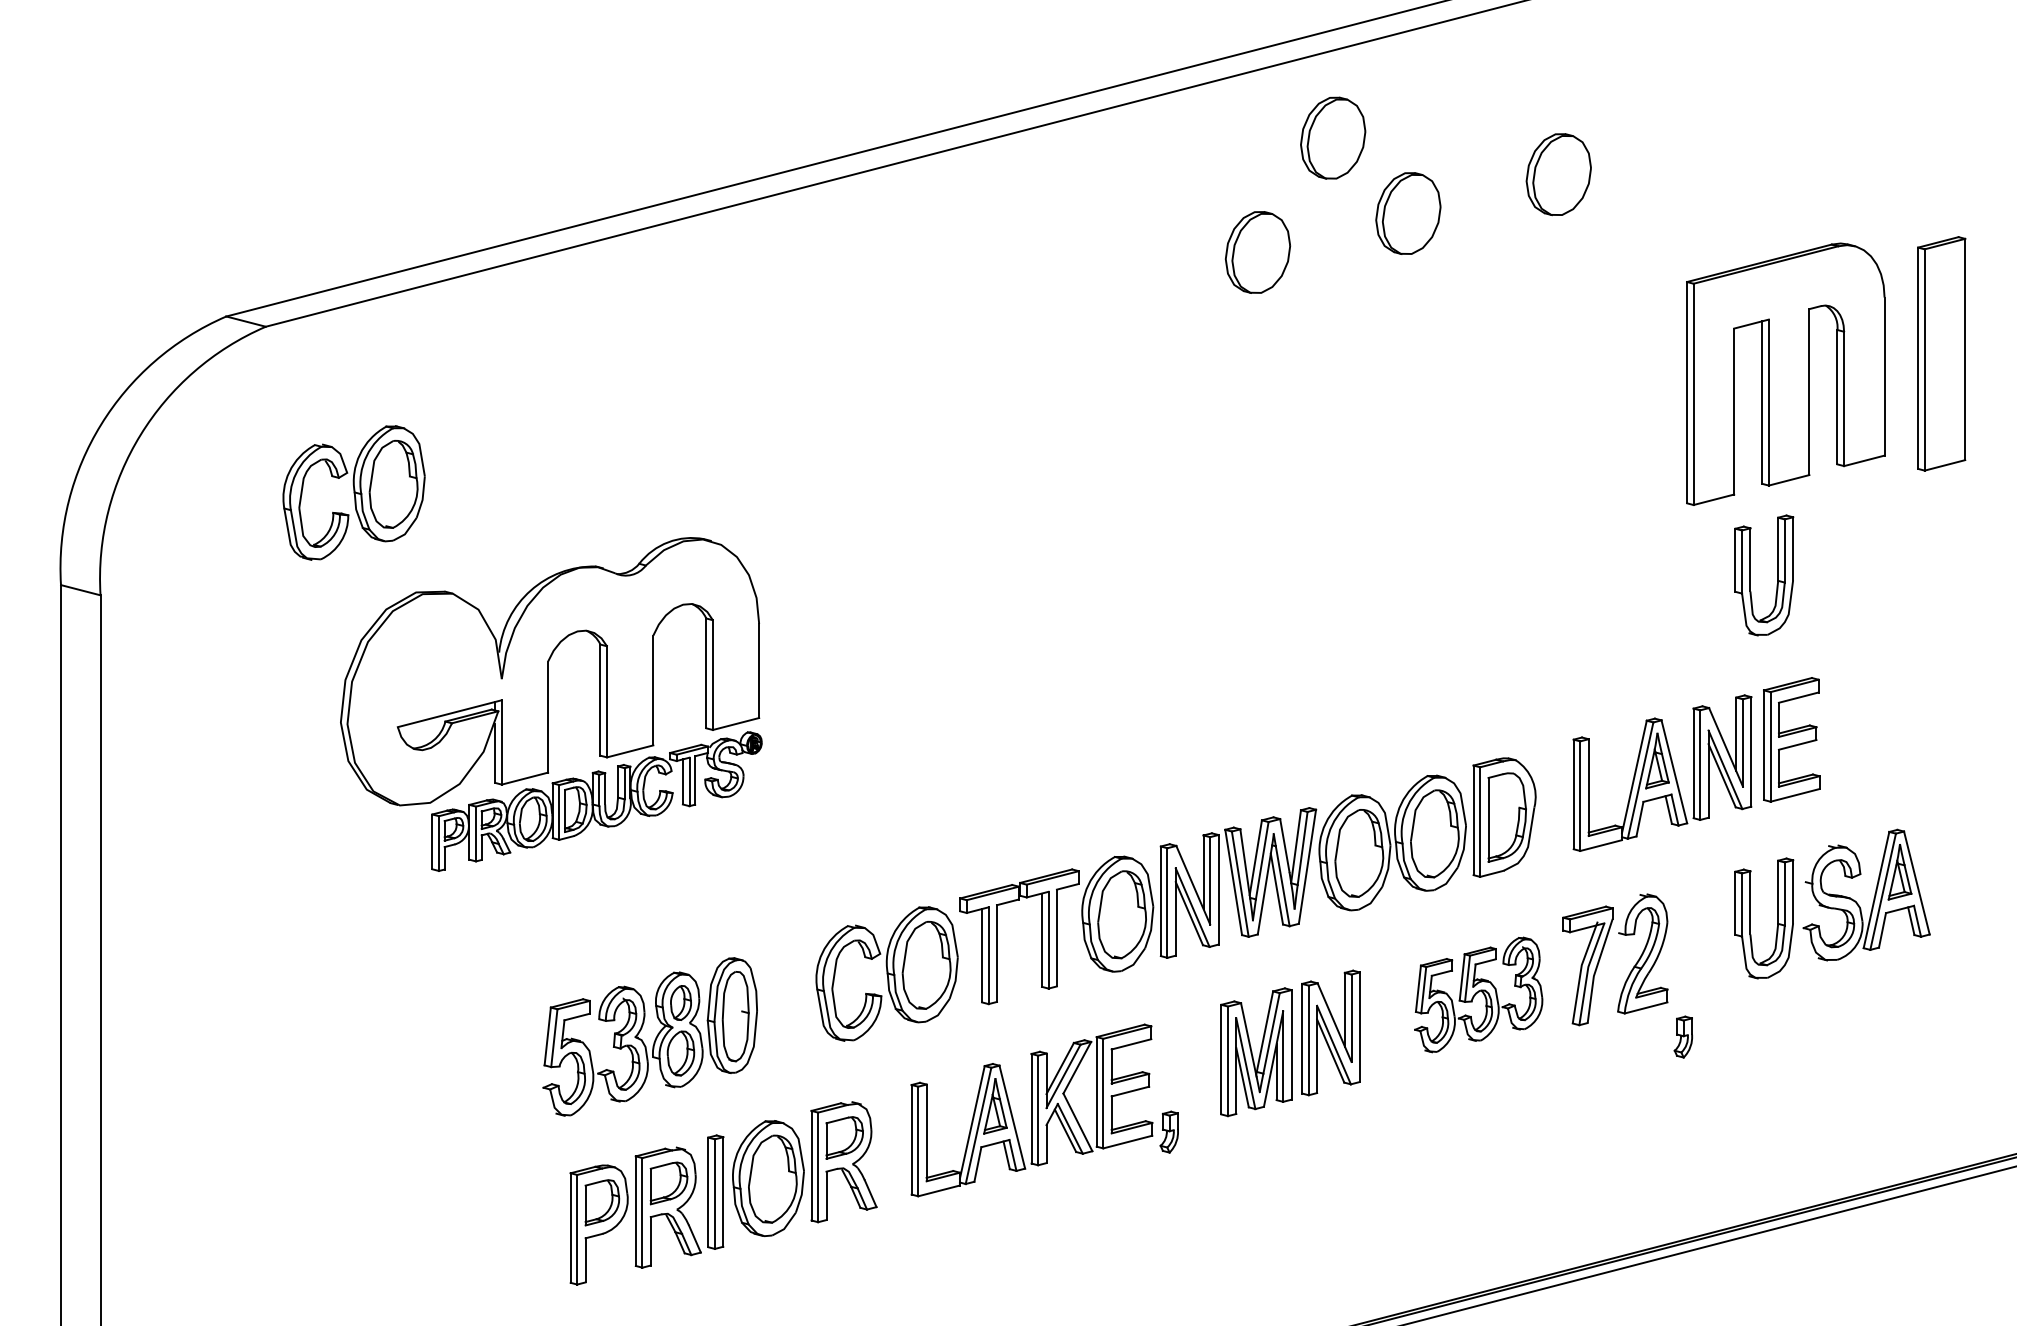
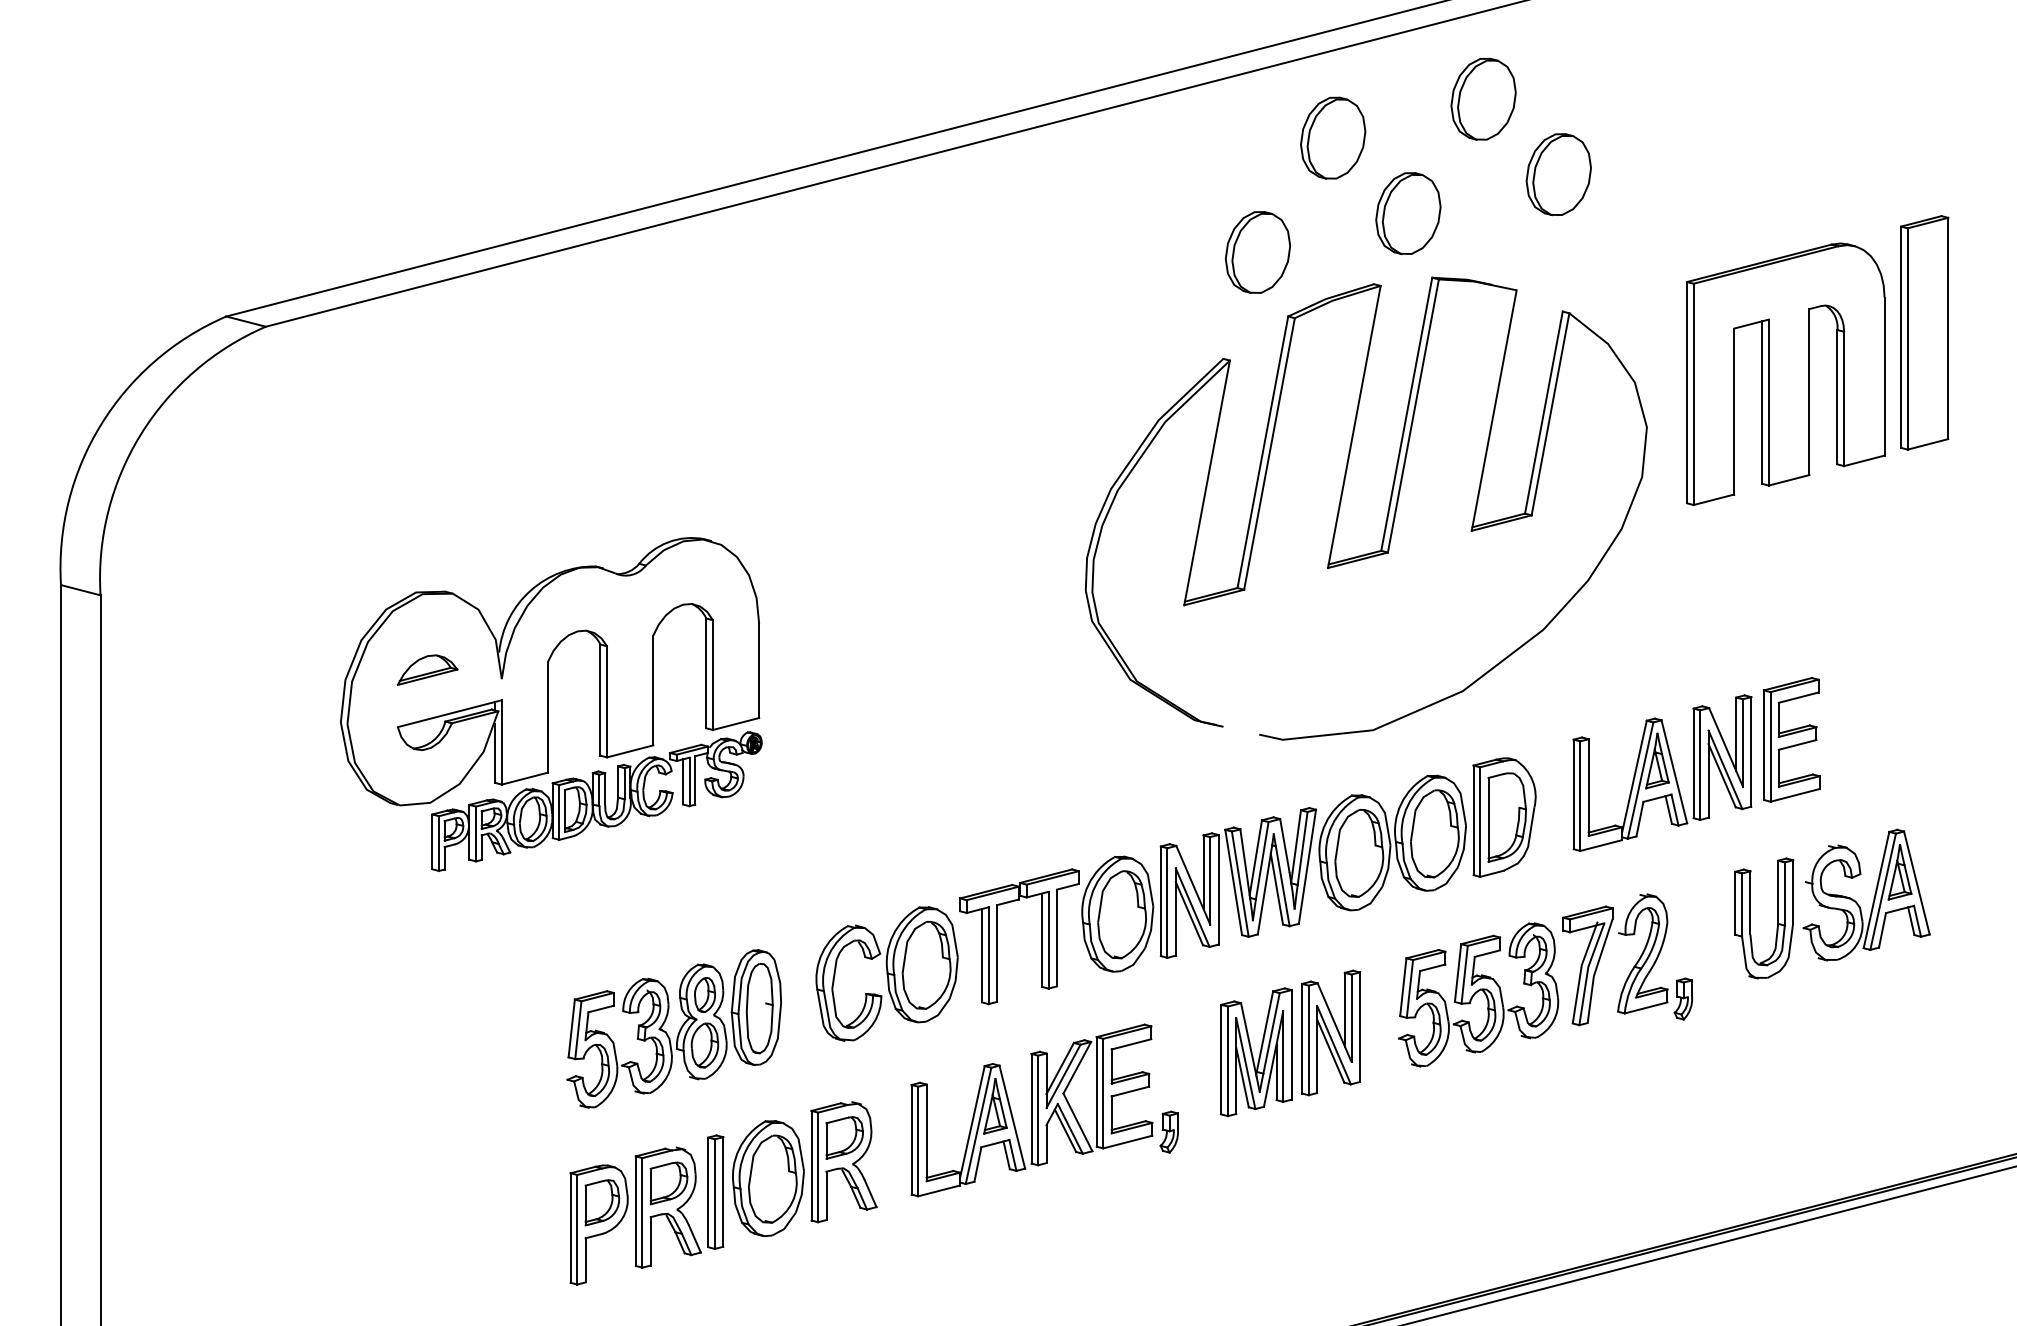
part: none -> present (1483, 98)
part position: (1941, 353) -> (1924, 332) (1924, 332)
part: present -> none (353, 492)
part: none -> present (1387, 510)
part: present -> none (1777, 575)
part: none -> present (427, 669)
part size: 130x118 px -> 162x146 px (1478, 994)
part position: (649, 1036) -> (673, 1028) (673, 1028)
part position: (1682, 1036) -> (1682, 998) (1682, 998)
